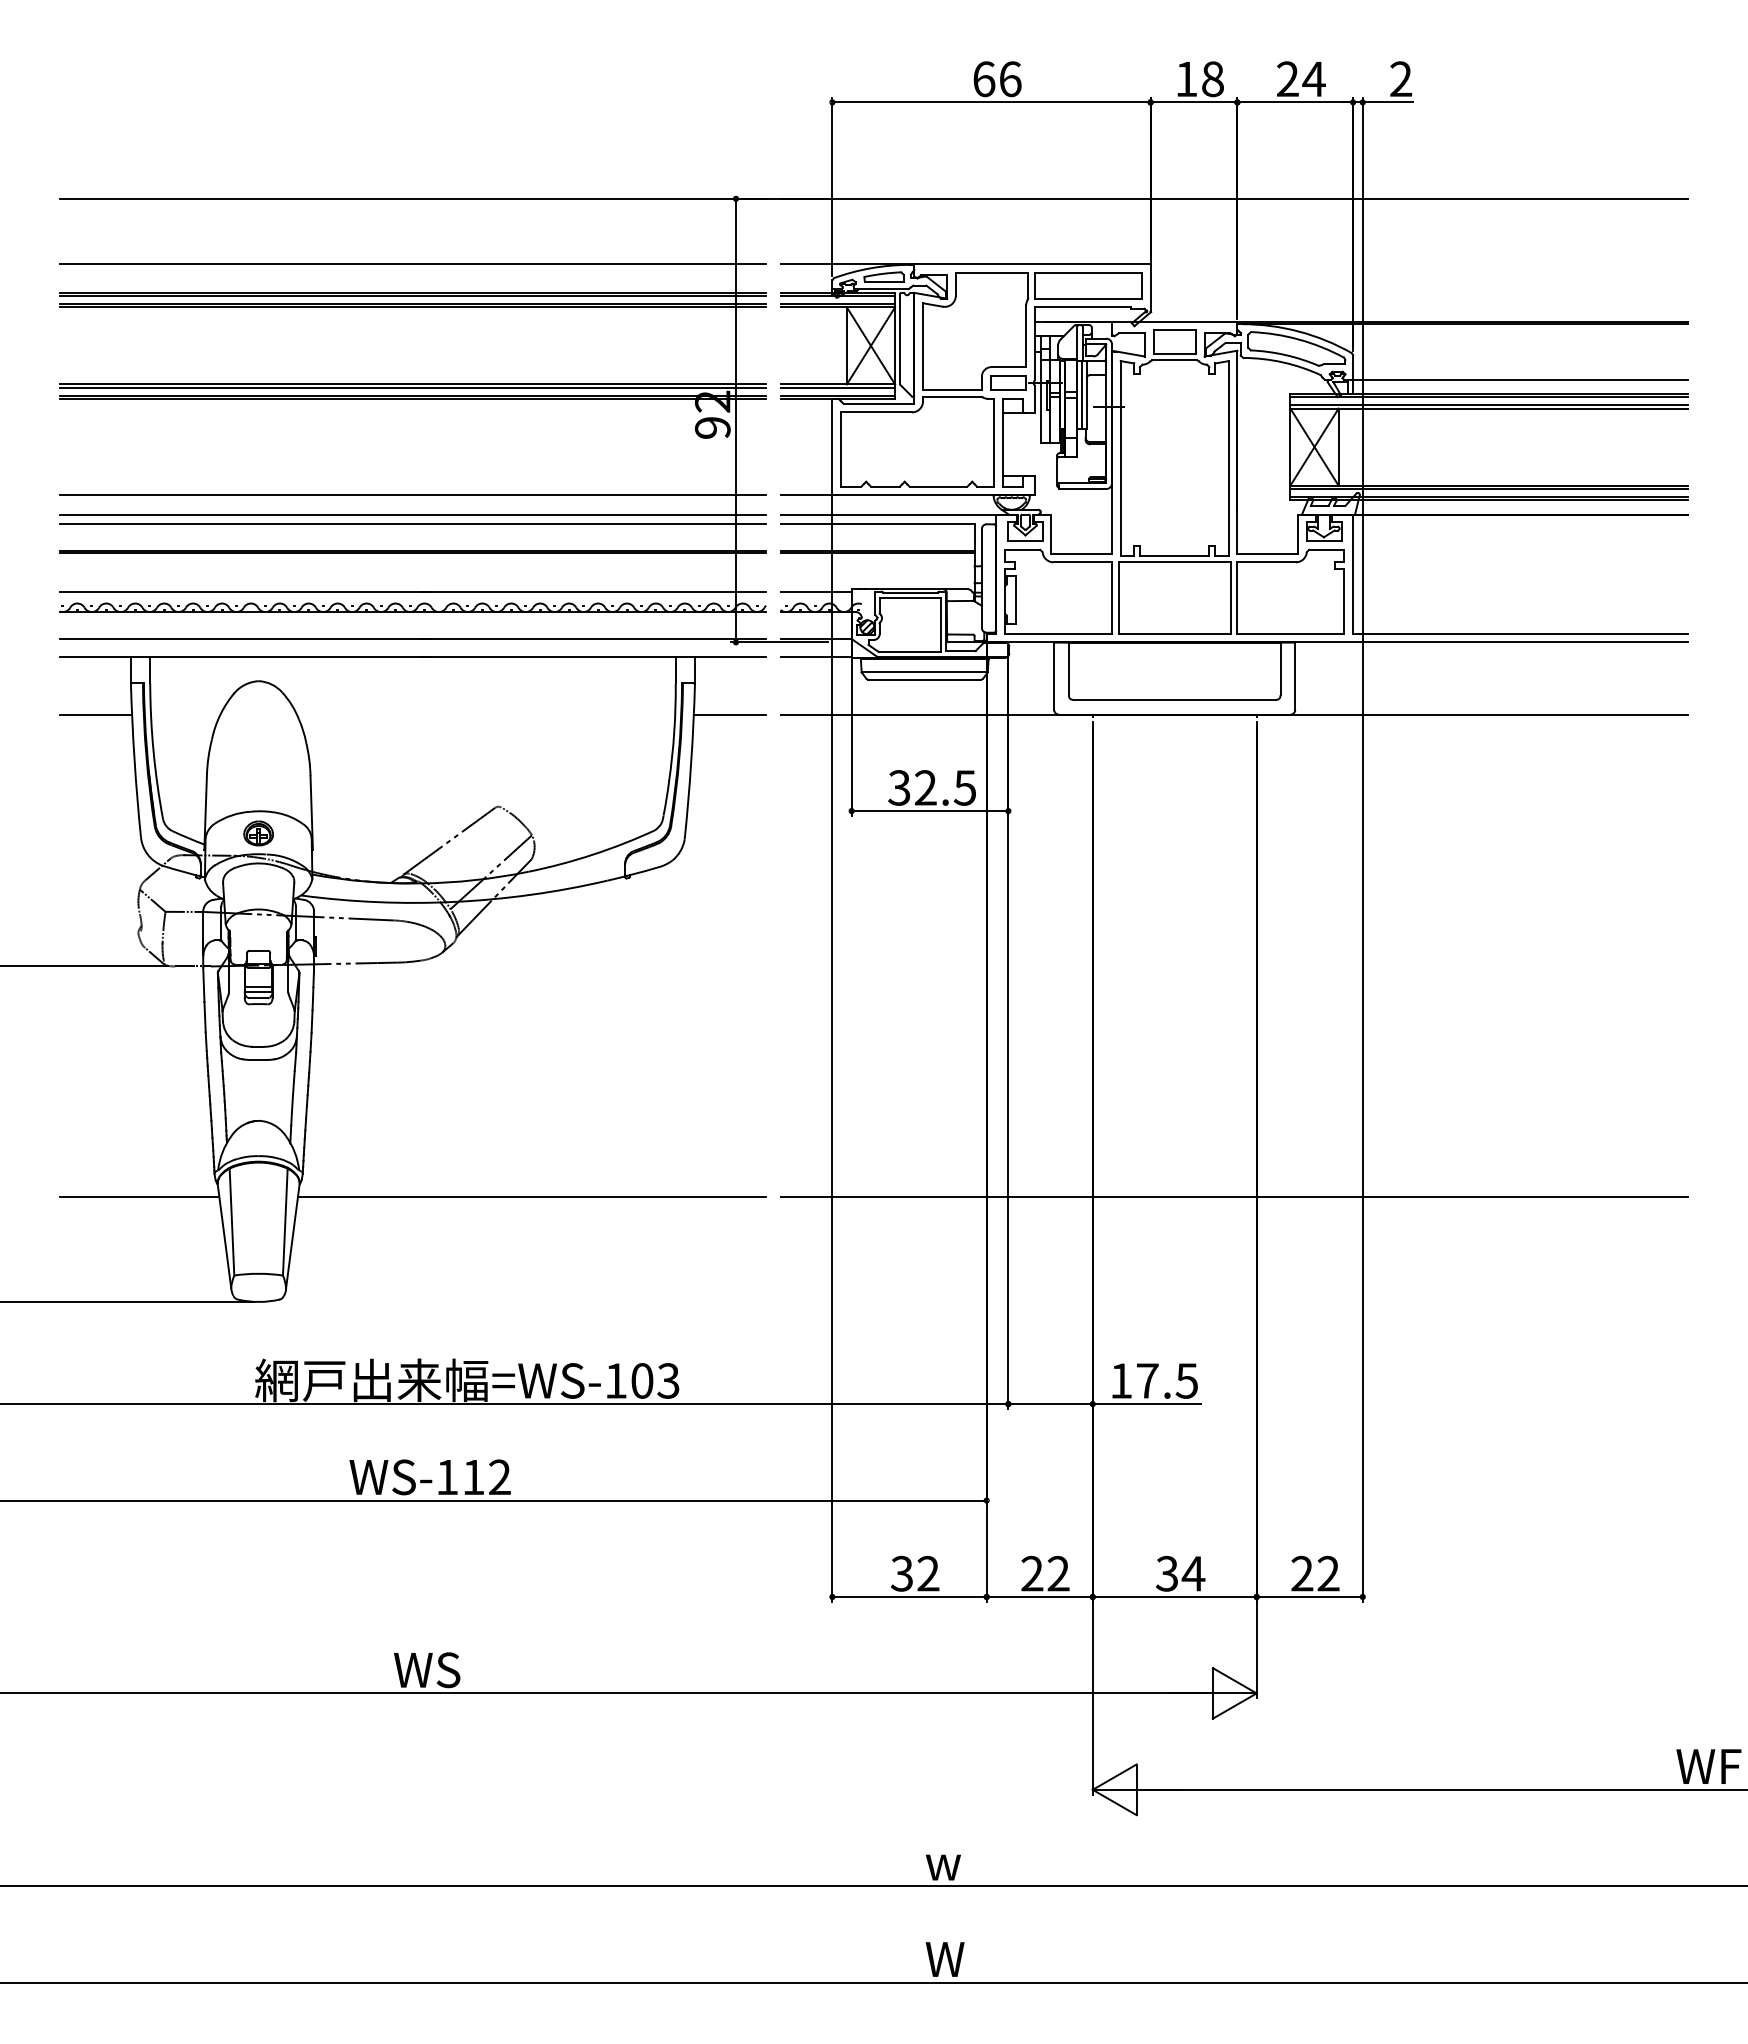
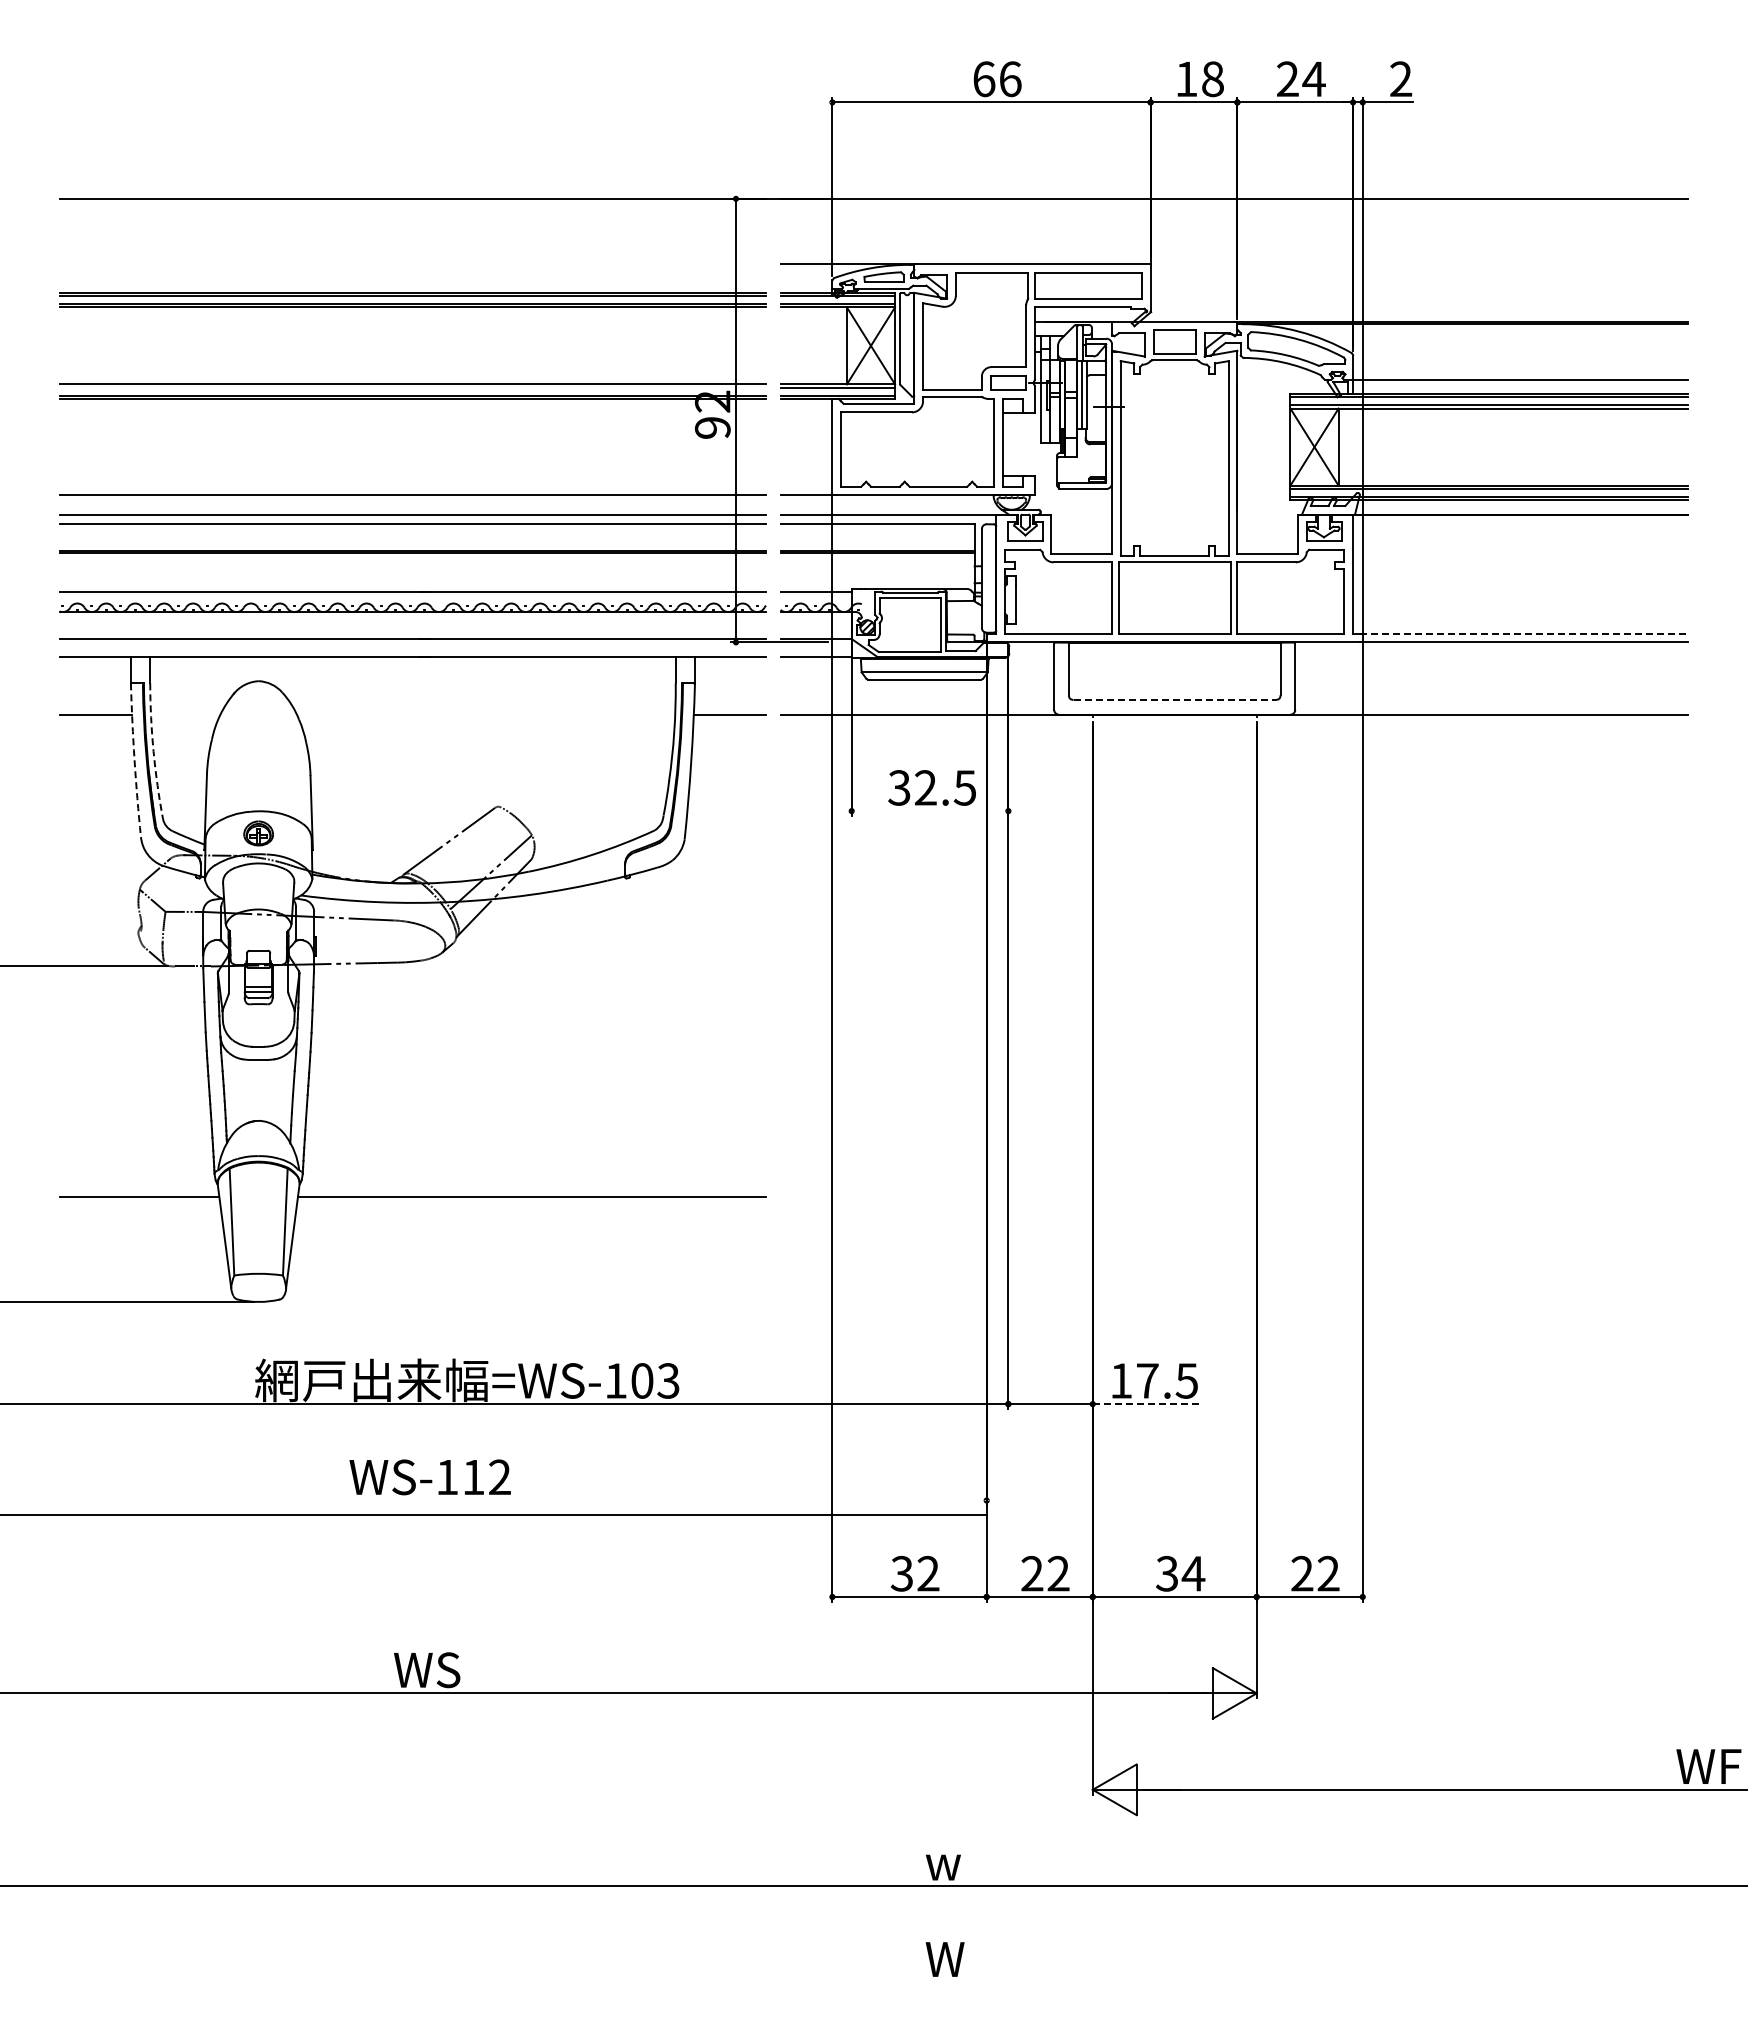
line: present -> none (412, 263)
line: present -> none (412, 387)
line: solid -> dashed (1524, 633)
line: solid -> dashed (1175, 699)
arc: solid -> dashed (153, 751)
arc: solid -> dashed (134, 760)
line: present -> none (929, 811)
line: present -> none (1234, 1196)
line: solid -> dashed (1147, 1404)
line position: (494, 1500) -> (494, 1514) (494, 1514)
line: present -> none (873, 1982)
